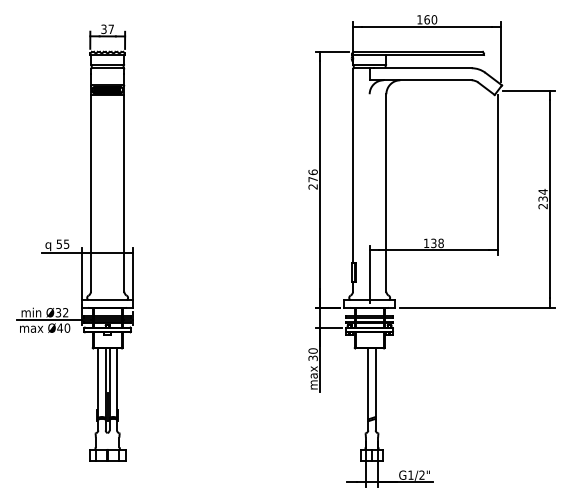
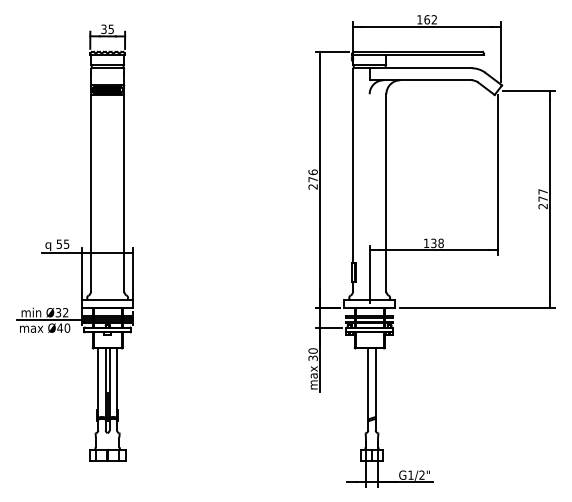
text: 160 -> 162 (434, 19)
text: 37 -> 35 (110, 29)
text: 234 -> 277 (542, 195)
